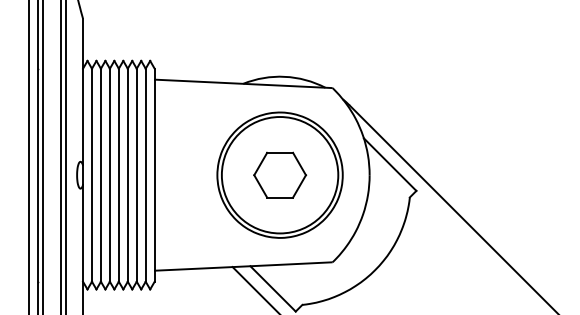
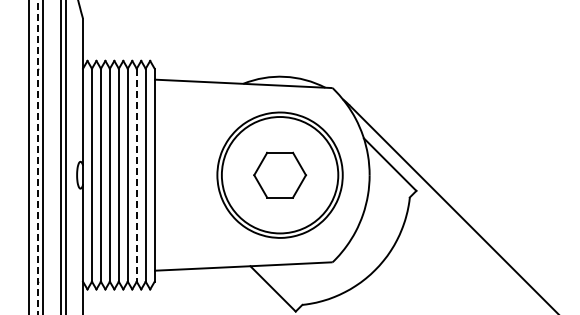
line: solid -> dashed (38, 157)
line: solid -> dashed (136, 175)
line: present -> none (254, 289)
